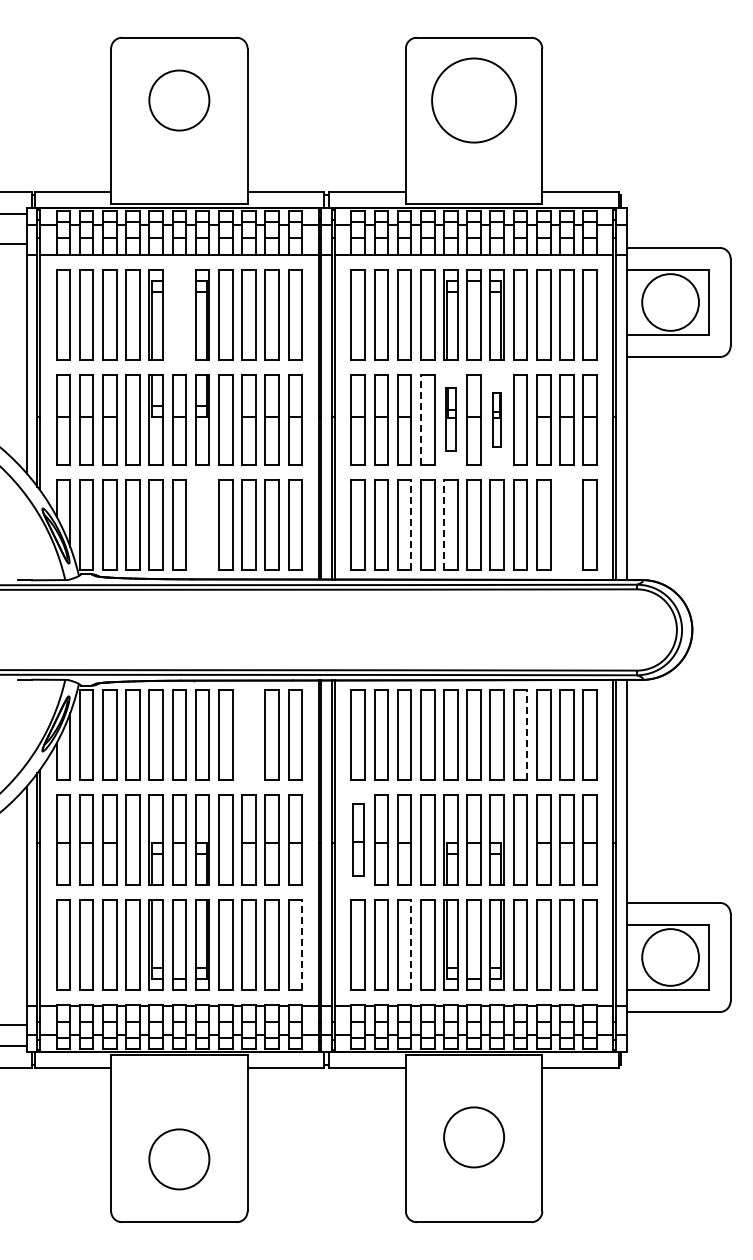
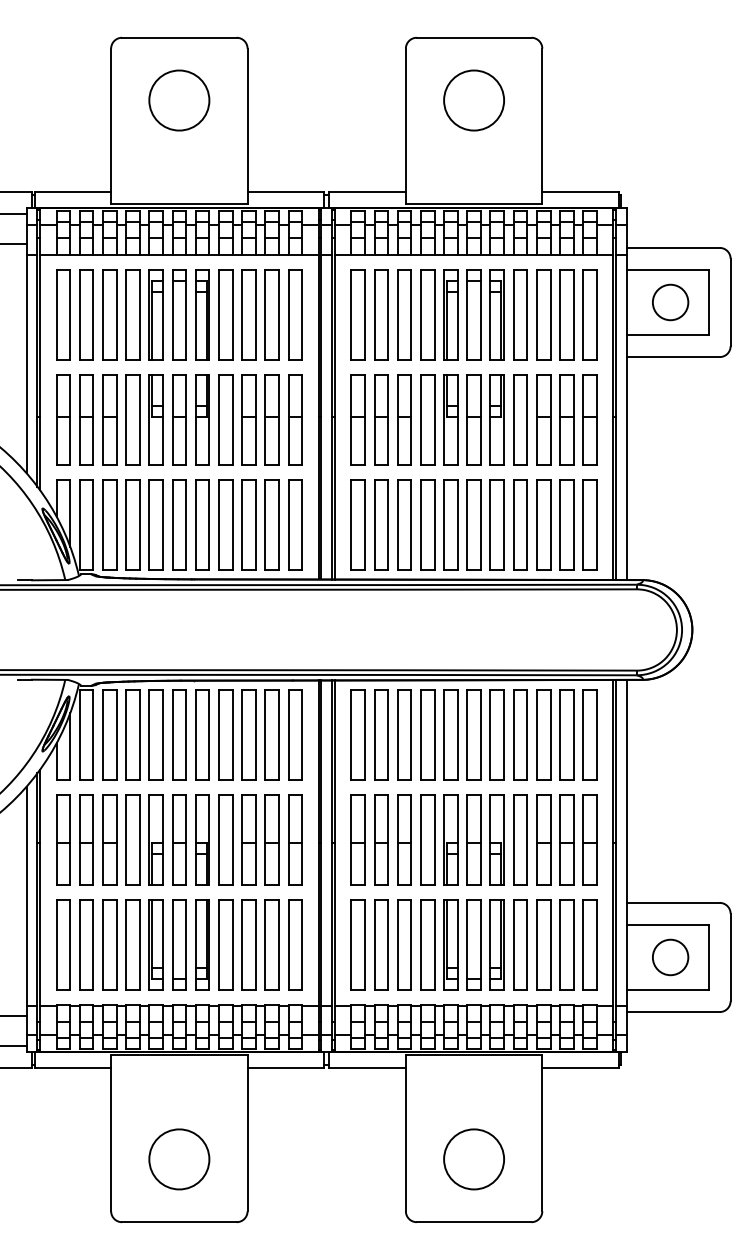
circle diameter: 84 px -> 60 px (474, 100)
circle diameter: 57 px -> 35 px (670, 302)
part: none -> present (179, 314)
line: dashed -> solid (420, 419)
part size: 12x65 px -> 16x92 px (450, 419)
part size: 10x56 px -> 16x92 px (496, 419)
part: none -> present (202, 524)
line: dashed -> solid (411, 524)
line: dashed -> solid (444, 524)
part: none -> present (566, 524)
part: none -> present (248, 734)
line: dashed -> solid (527, 734)
part size: 13x74 px -> 16x92 px (357, 839)
line: dashed -> solid (302, 944)
line: dashed -> solid (411, 944)
circle diameter: 57 px -> 35 px (670, 957)
line position: (14, 1024) -> (14, 1015) (14, 1015)
circle position: (473, 1137) -> (473, 1159) (473, 1159)
